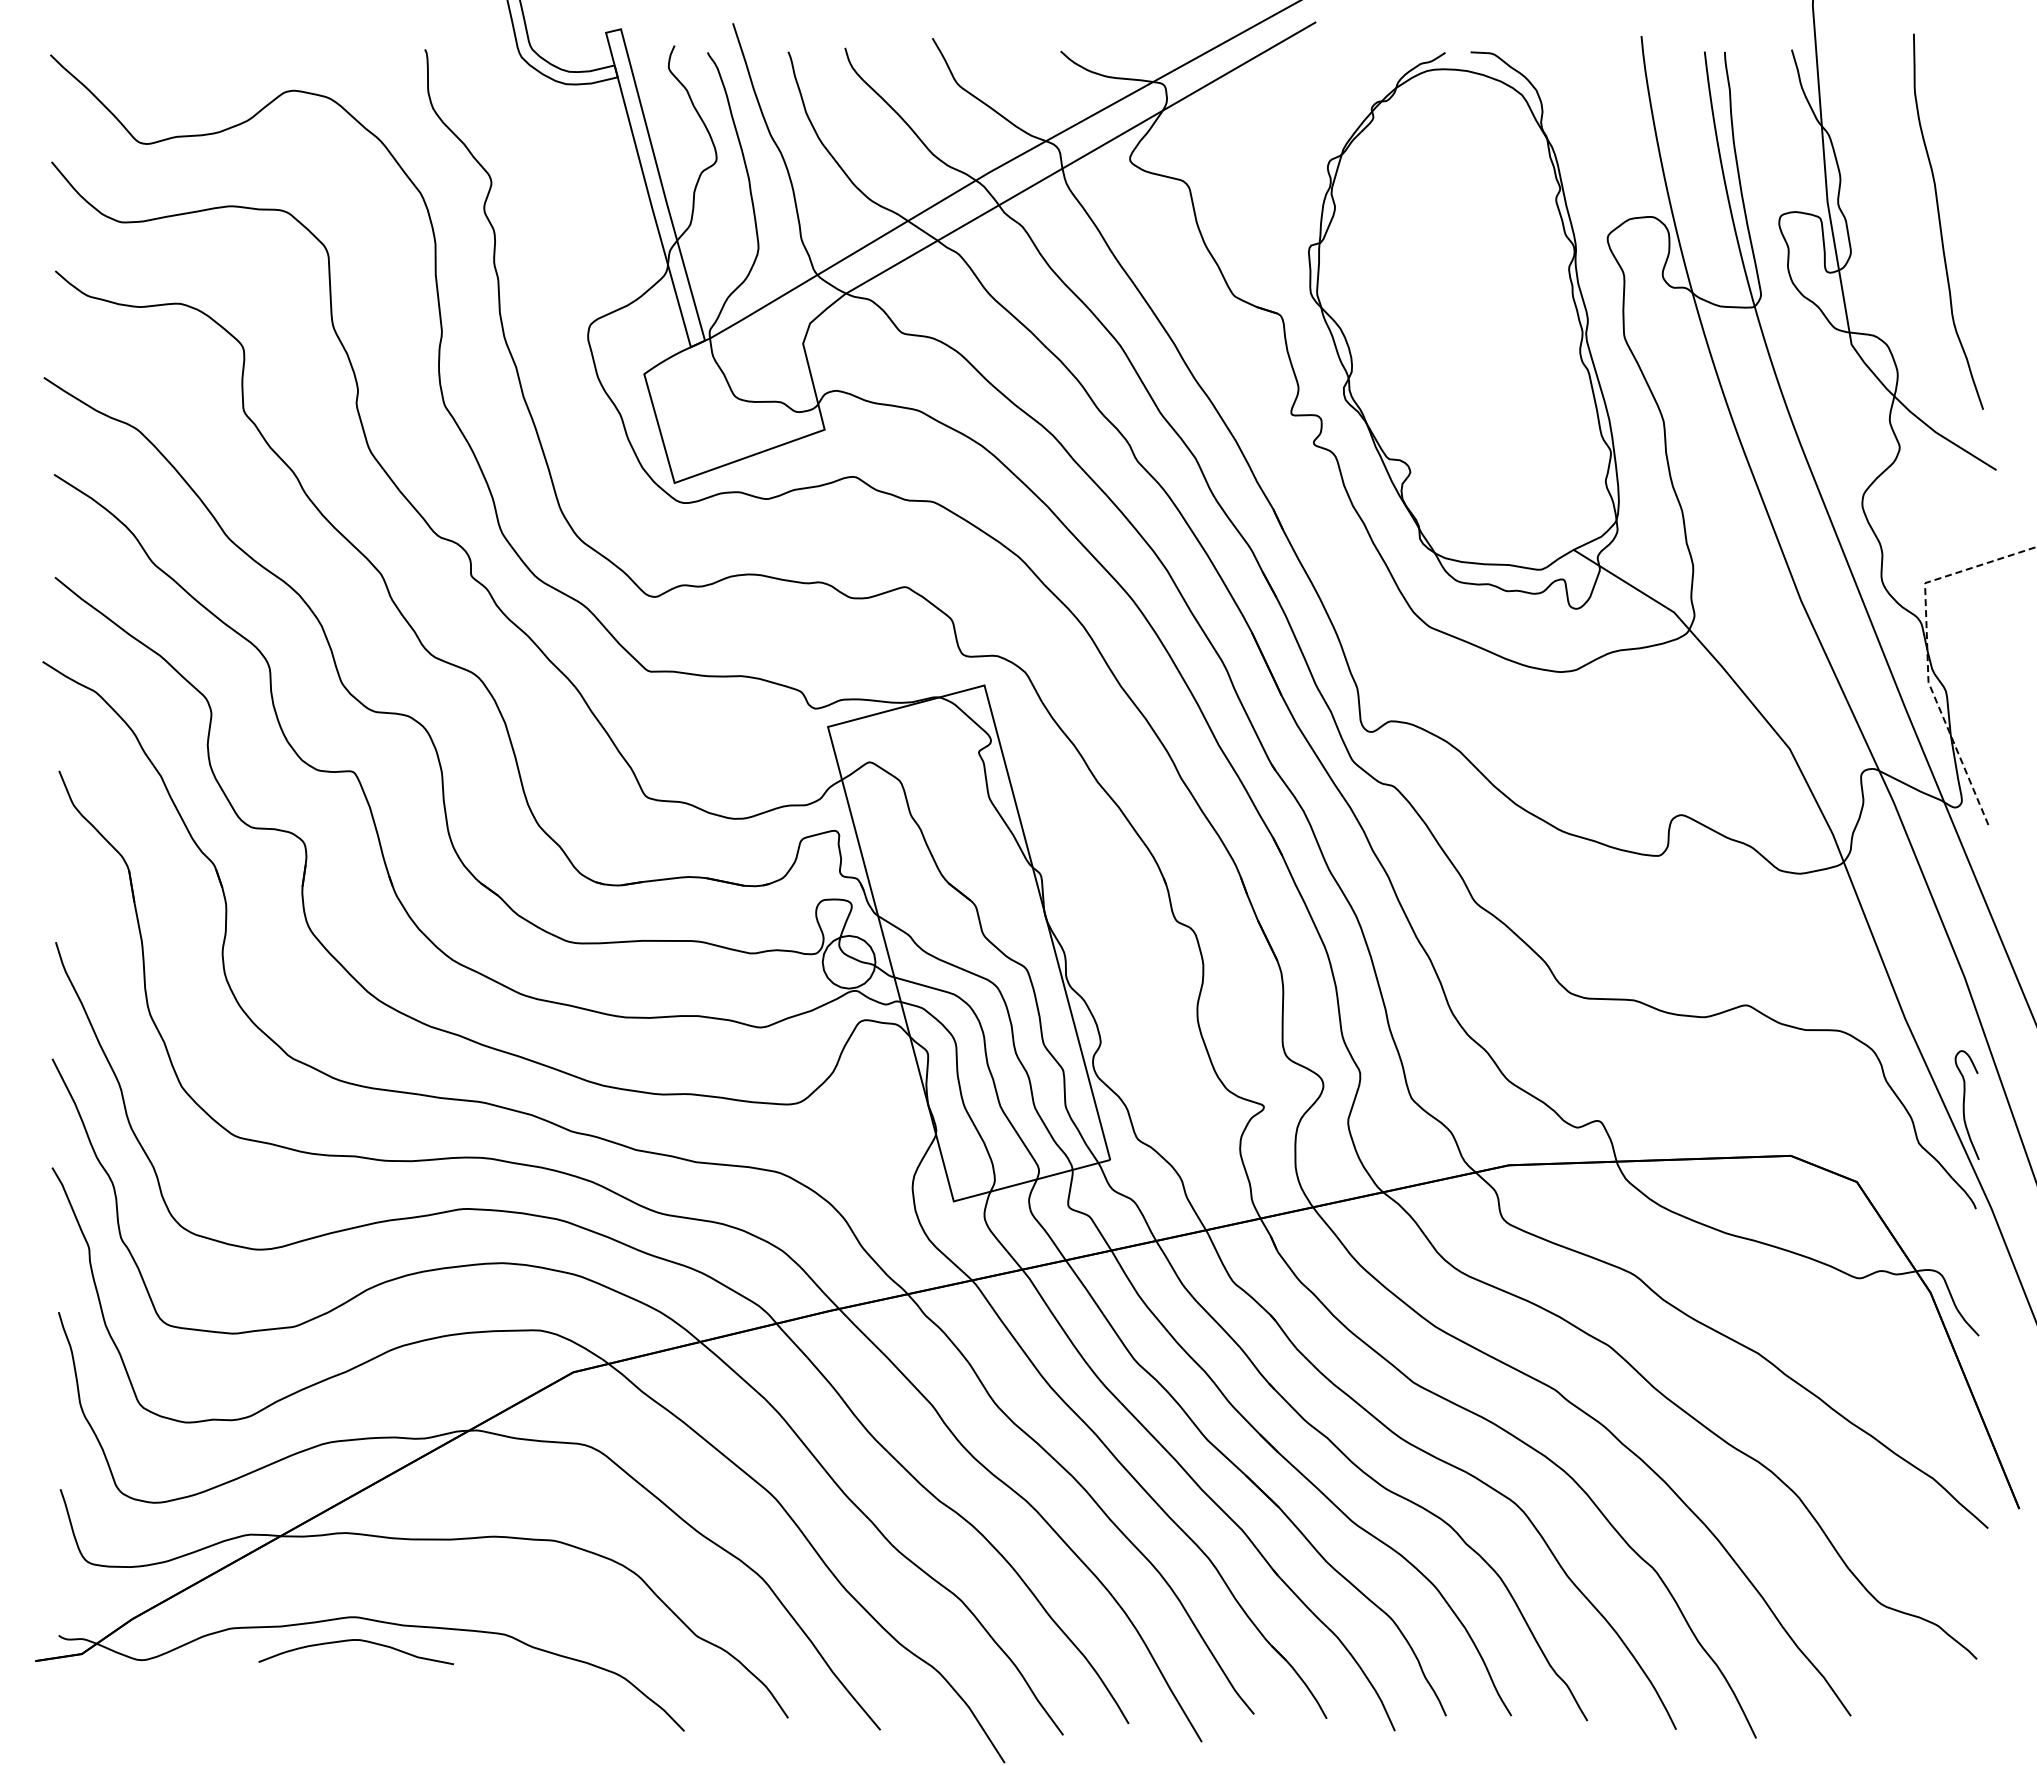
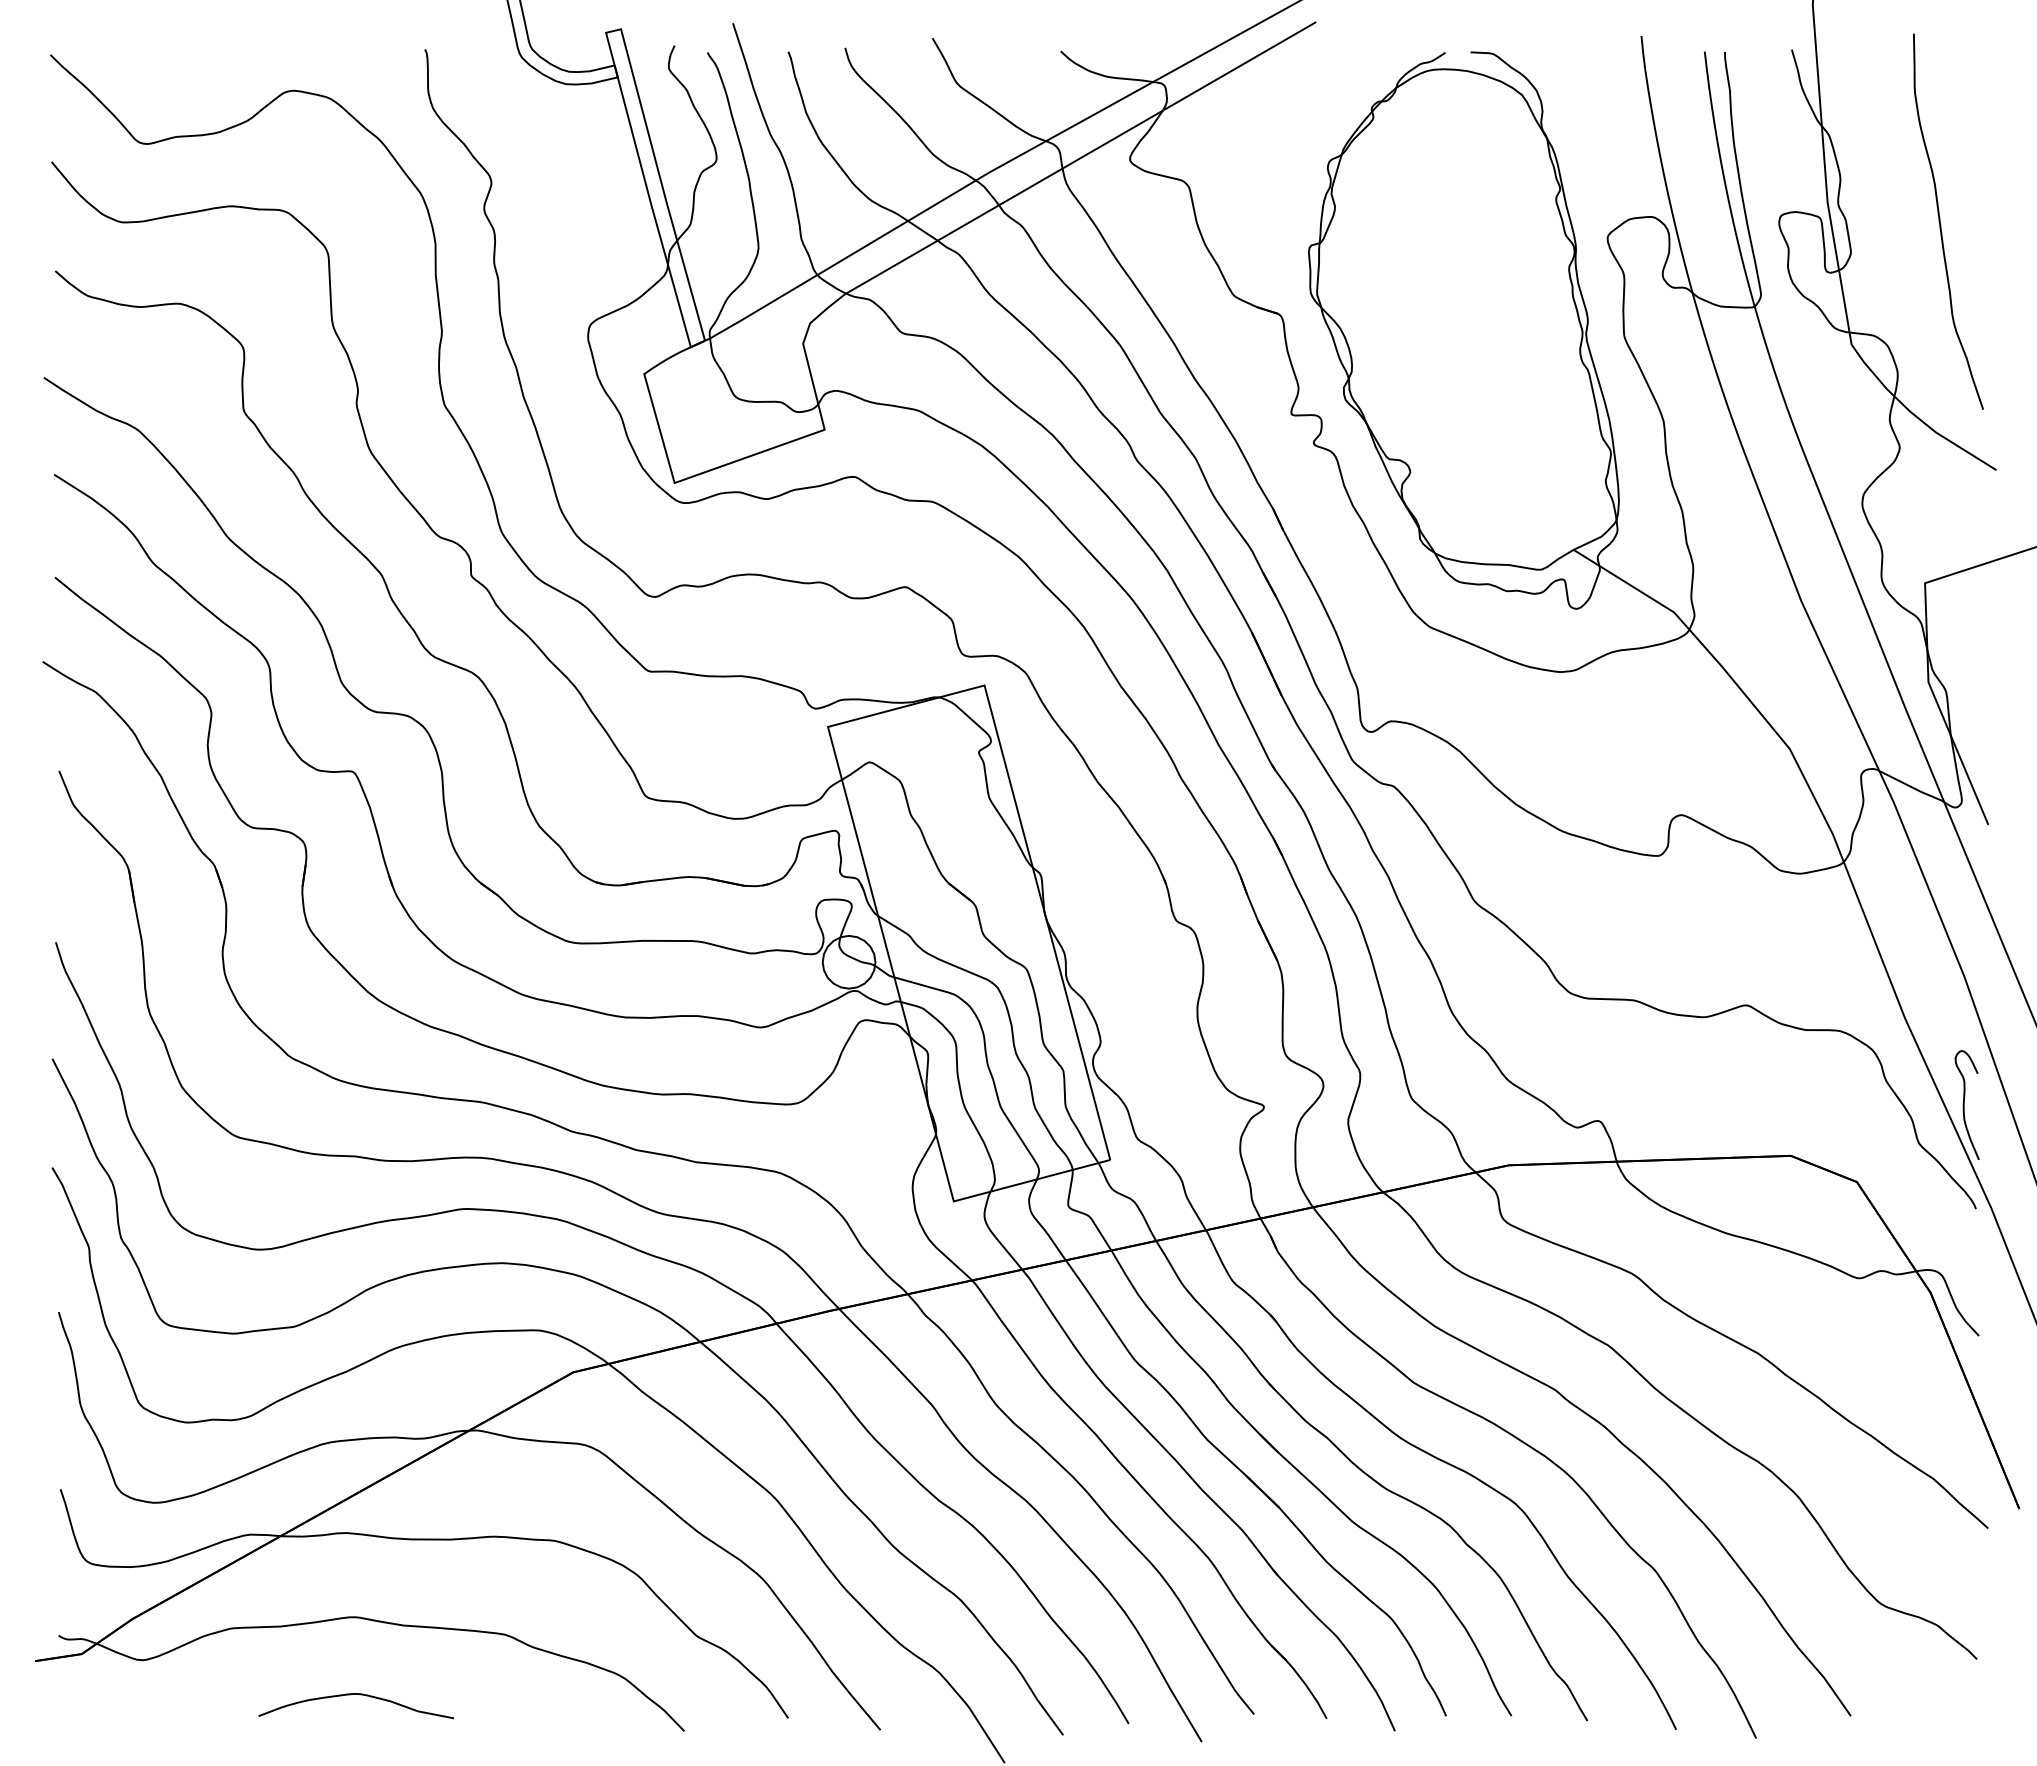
line: dashed -> solid (1927, 651)
curve position: (351, 1641) -> (351, 1695) (351, 1695)
